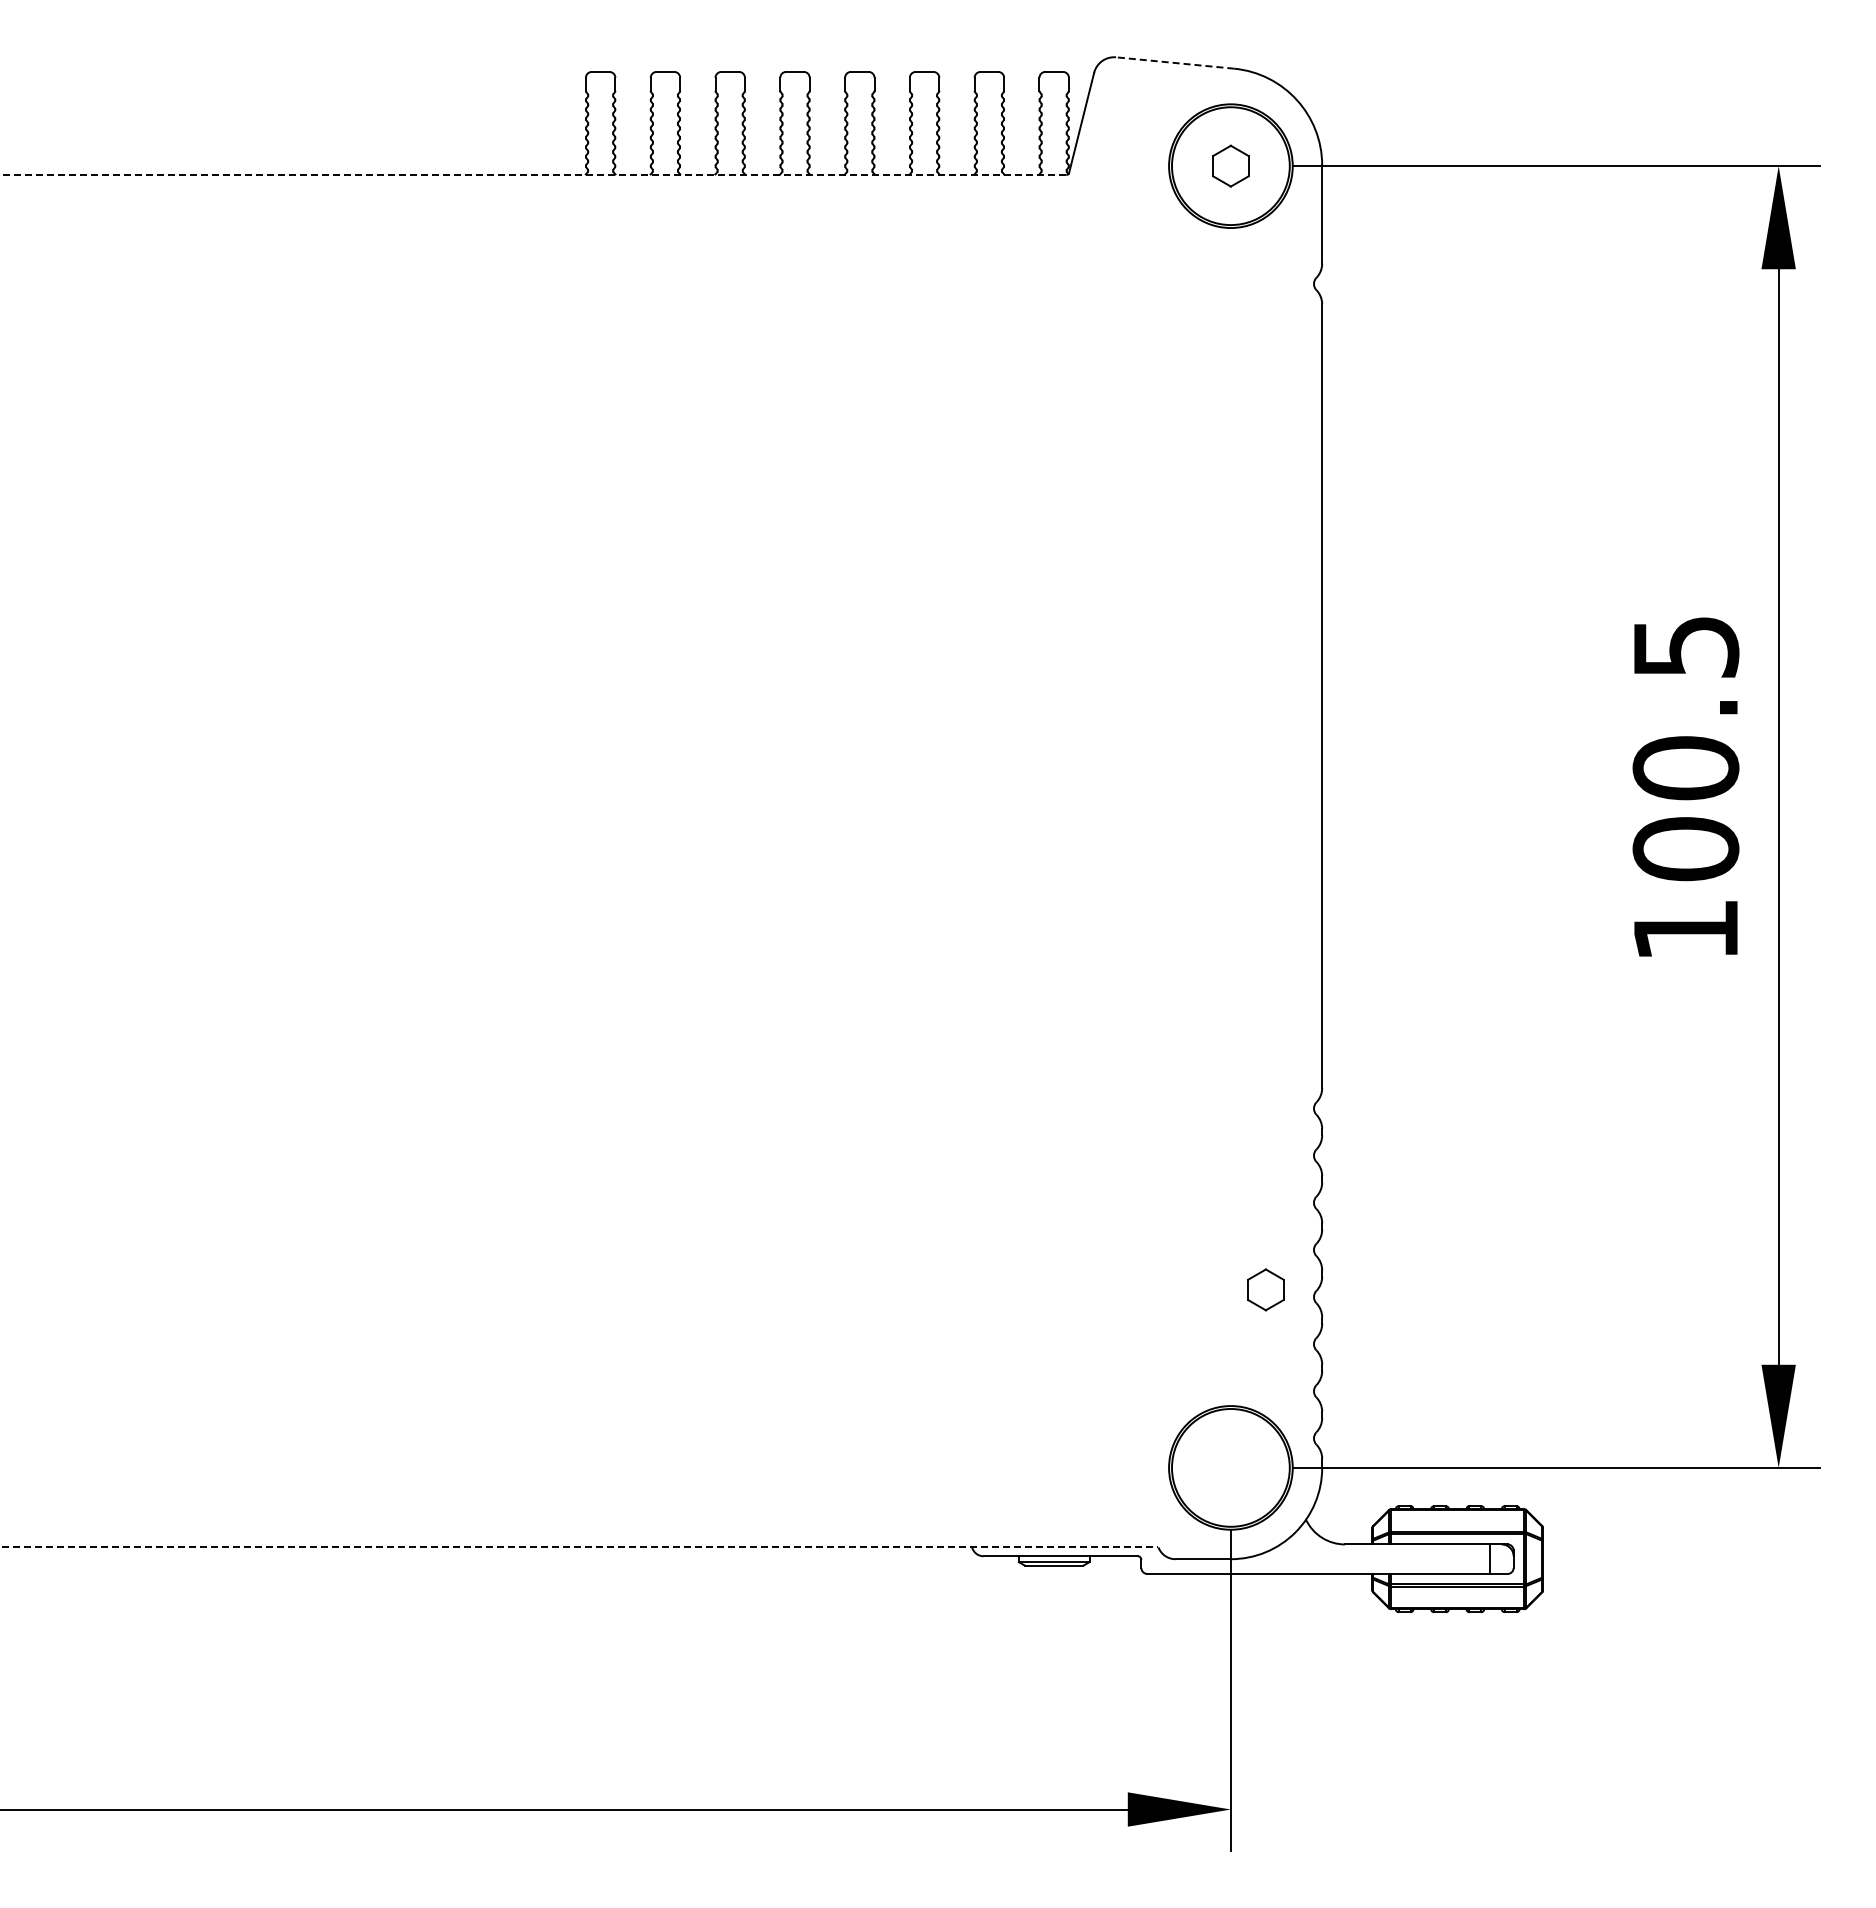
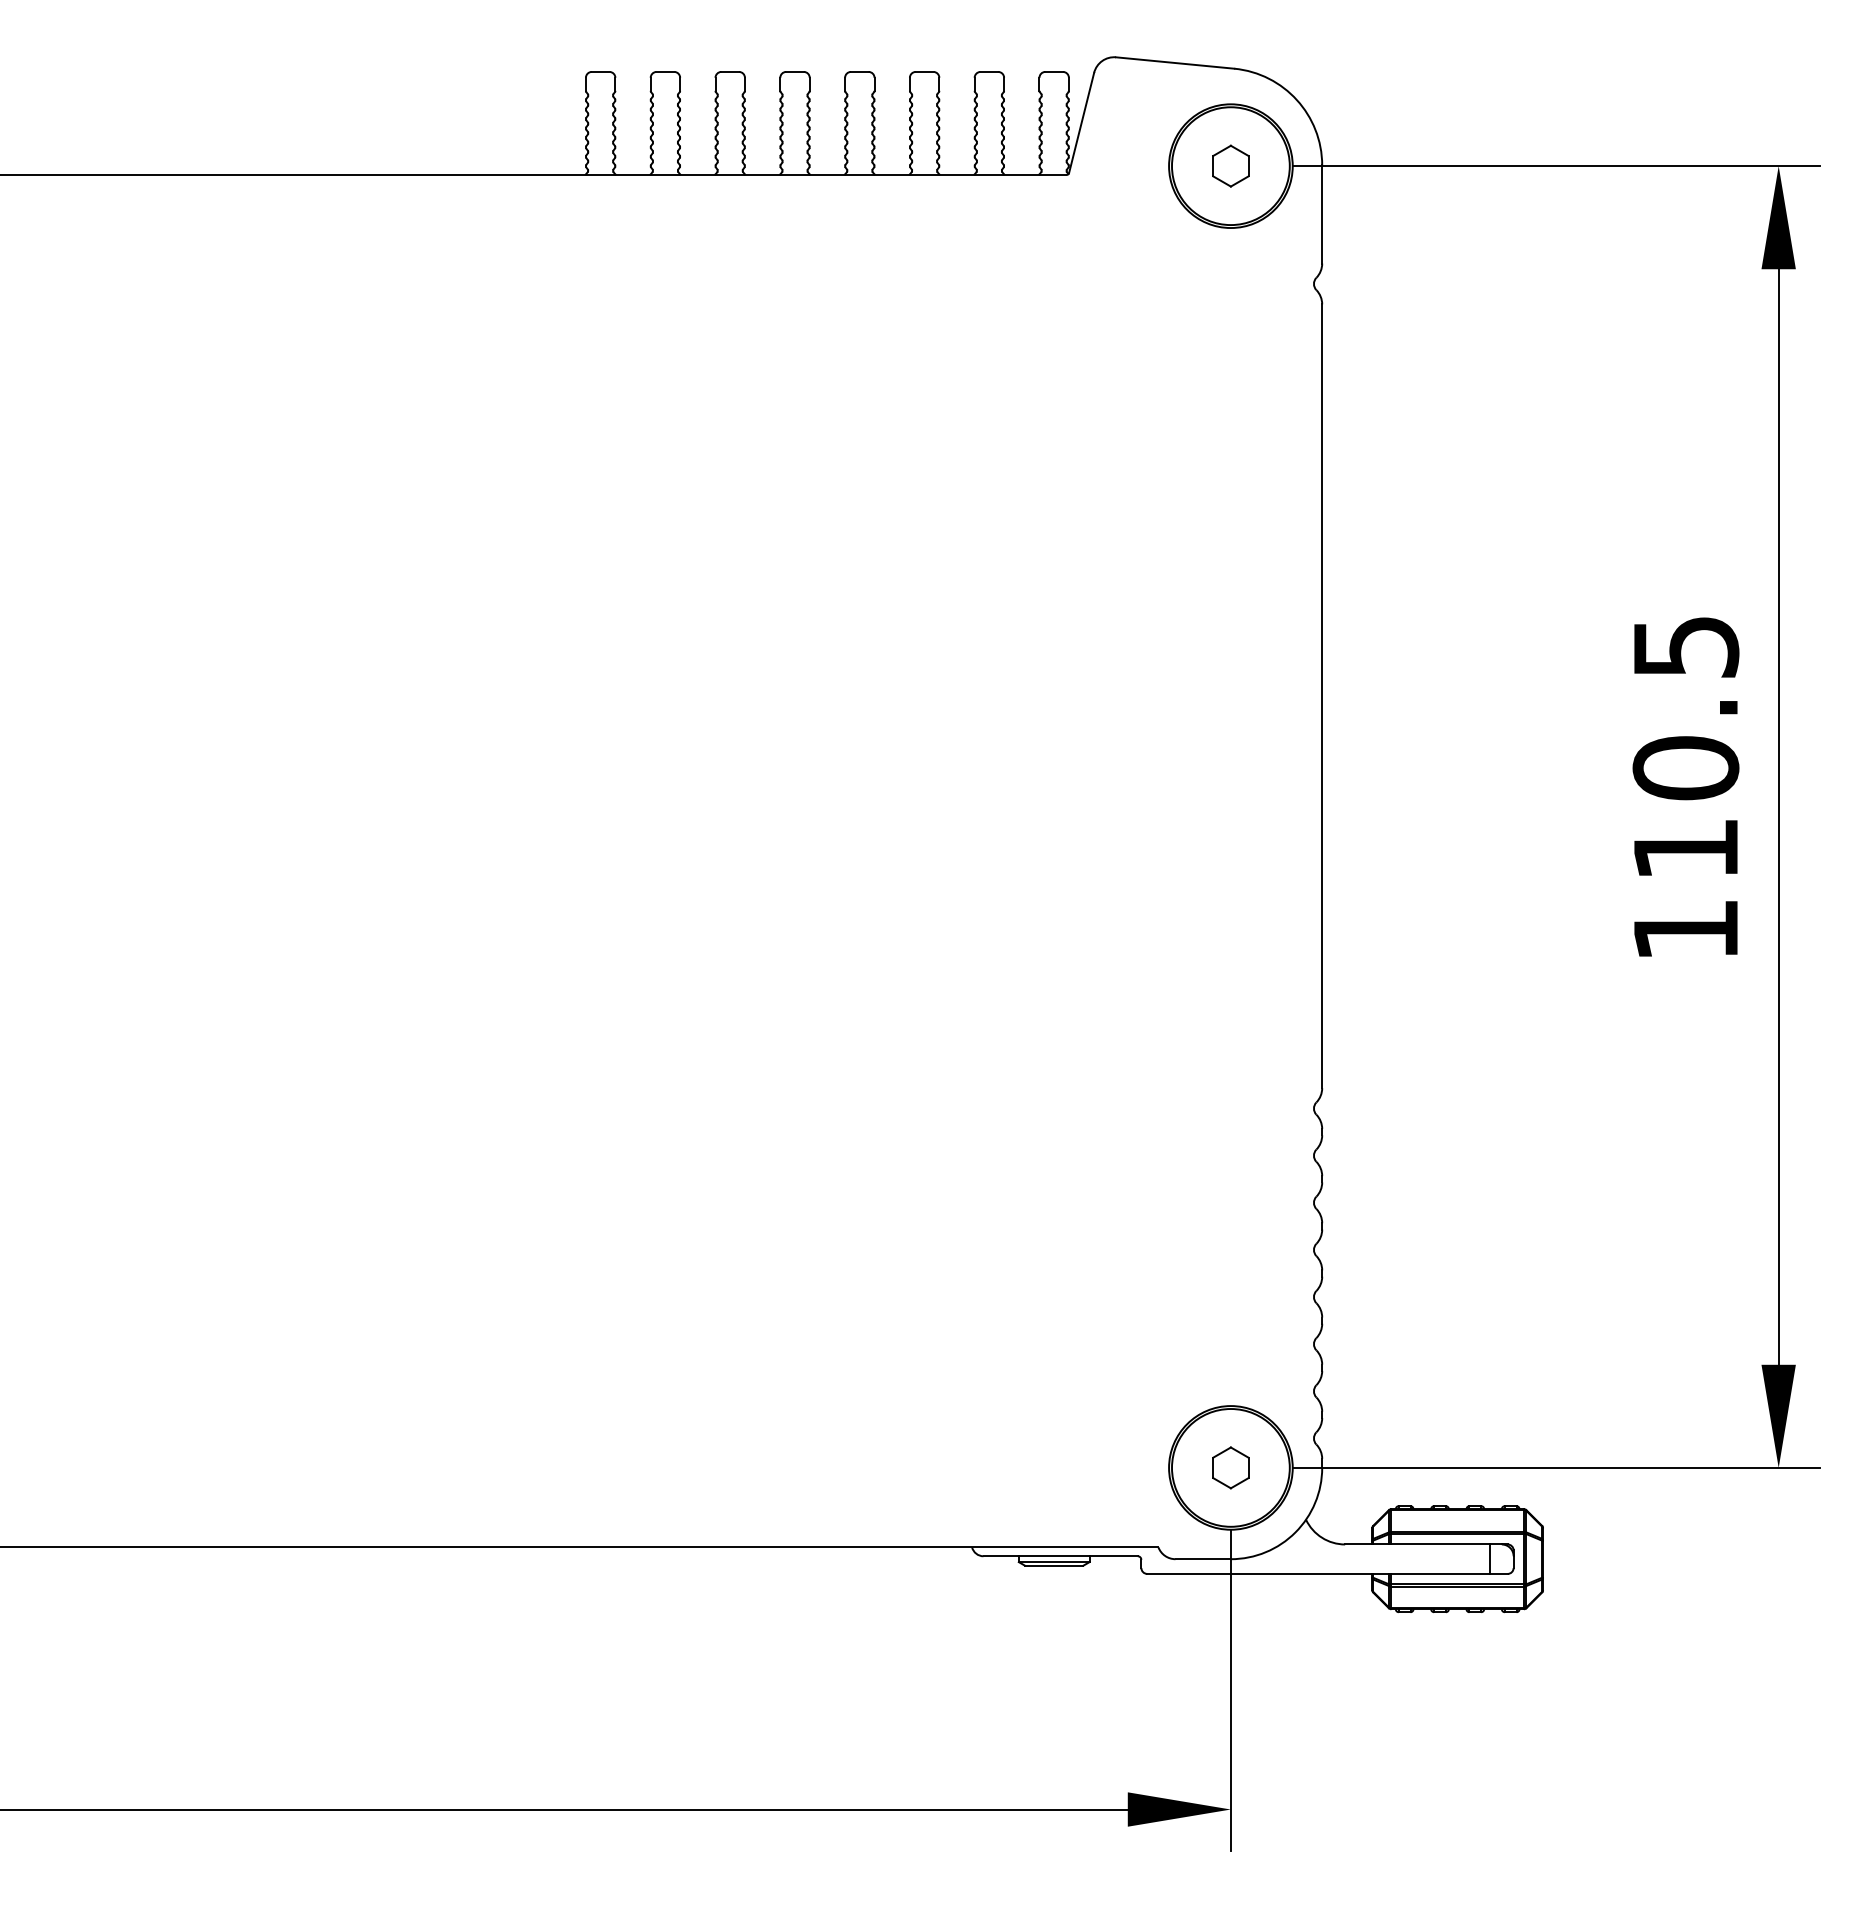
line: dashed -> solid (1174, 62)
line: dashed -> solid (533, 175)
text: 100.5 -> 110.5 (1685, 849)
part position: (1265, 1289) -> (1230, 1467) (1230, 1467)
line: dashed -> solid (579, 1547)
